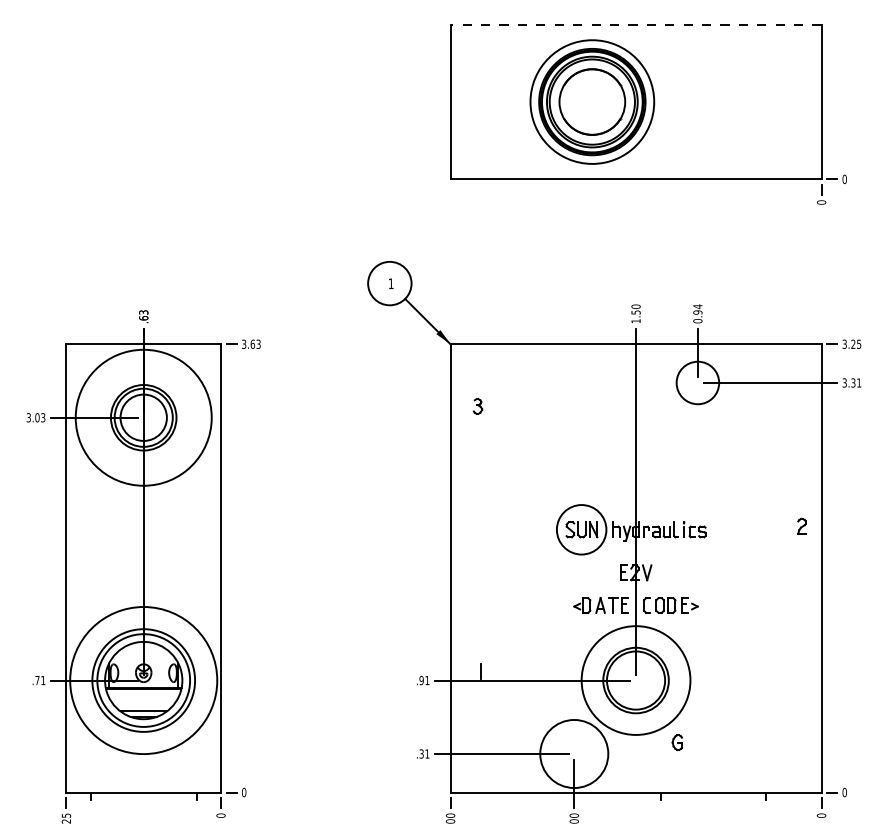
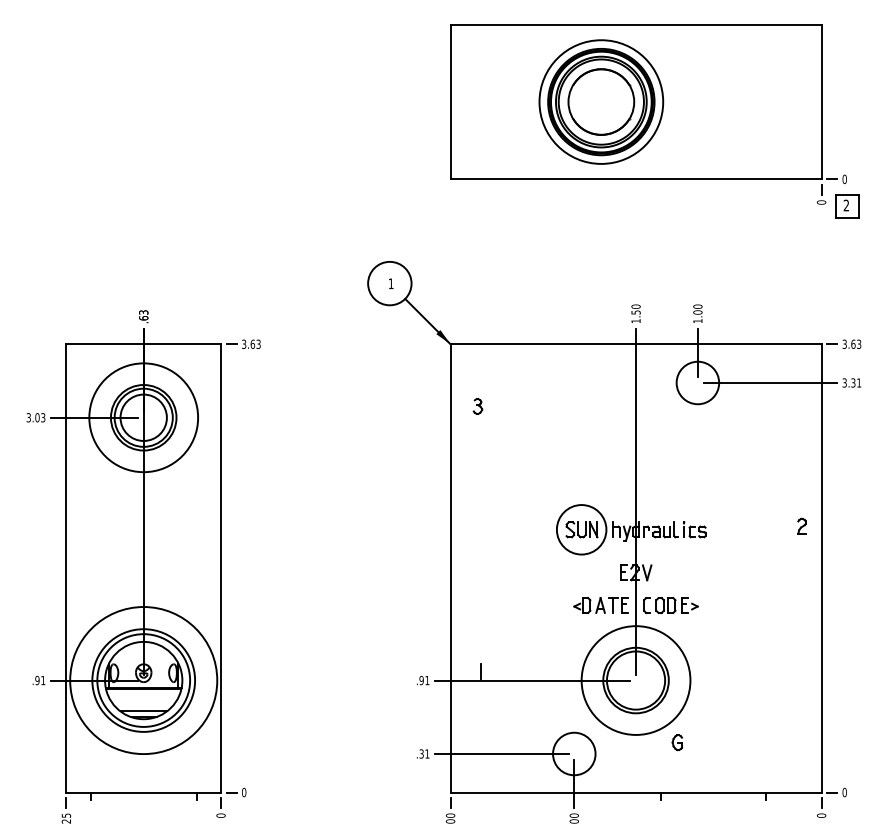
line: dashed -> solid (636, 24)
part position: (592, 101) -> (601, 101) (601, 101)
part: none -> present (847, 206)
text: 0.94 -> 1.00 (697, 313)
text: 3.25 -> 3.63 (856, 343)
circle diameter: 136 px -> 109 px (143, 417)
text: .71 -> .91 (37, 680)
circle diameter: 68 px -> 43 px (574, 753)
